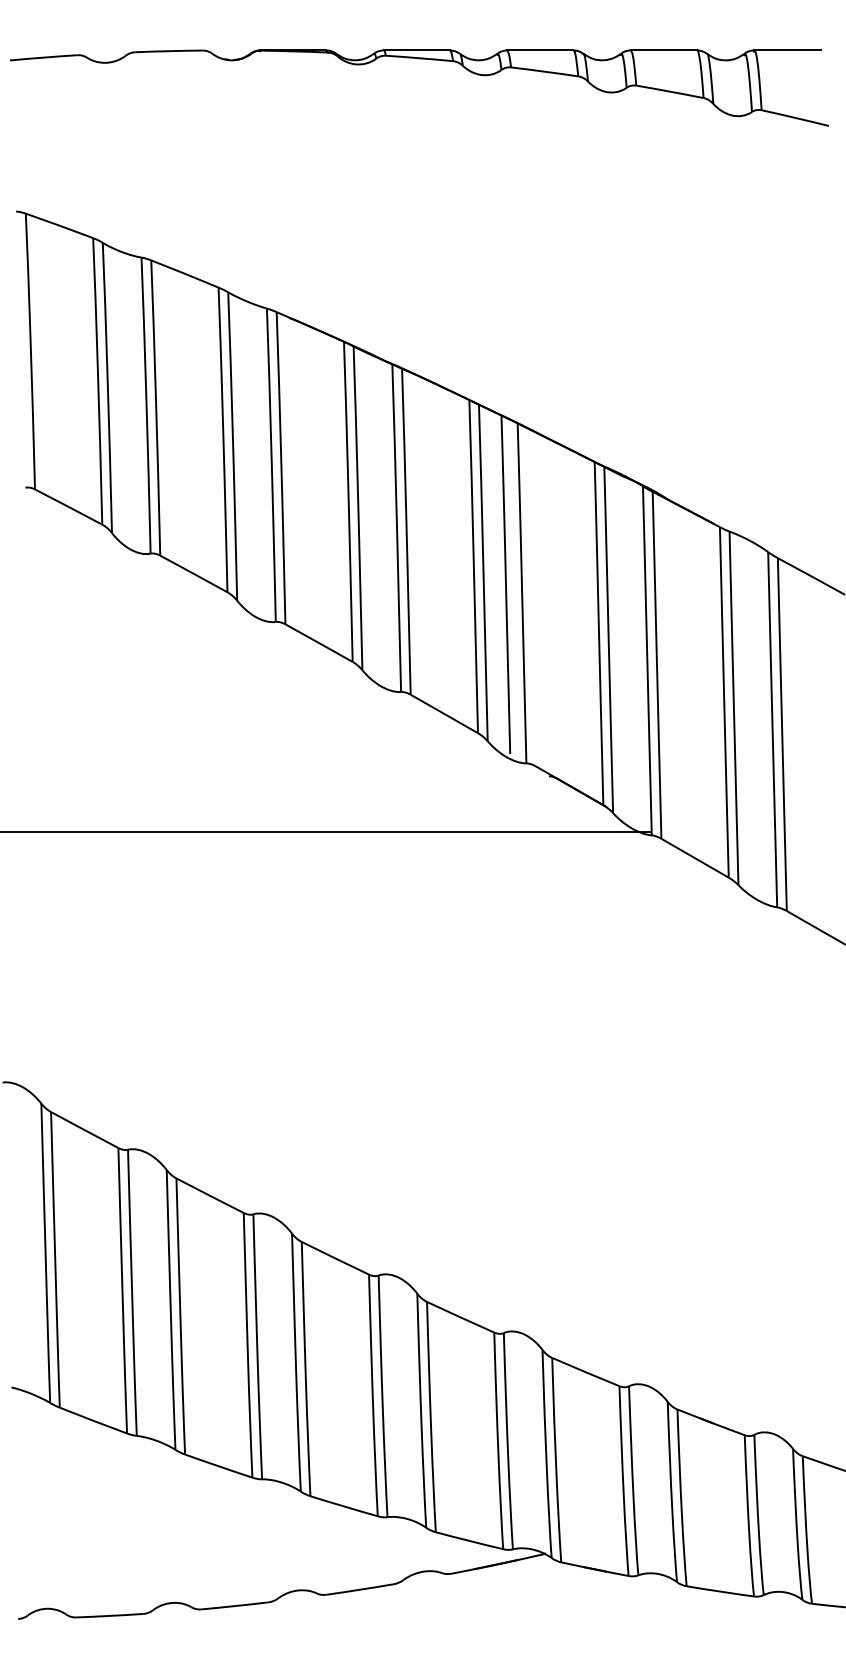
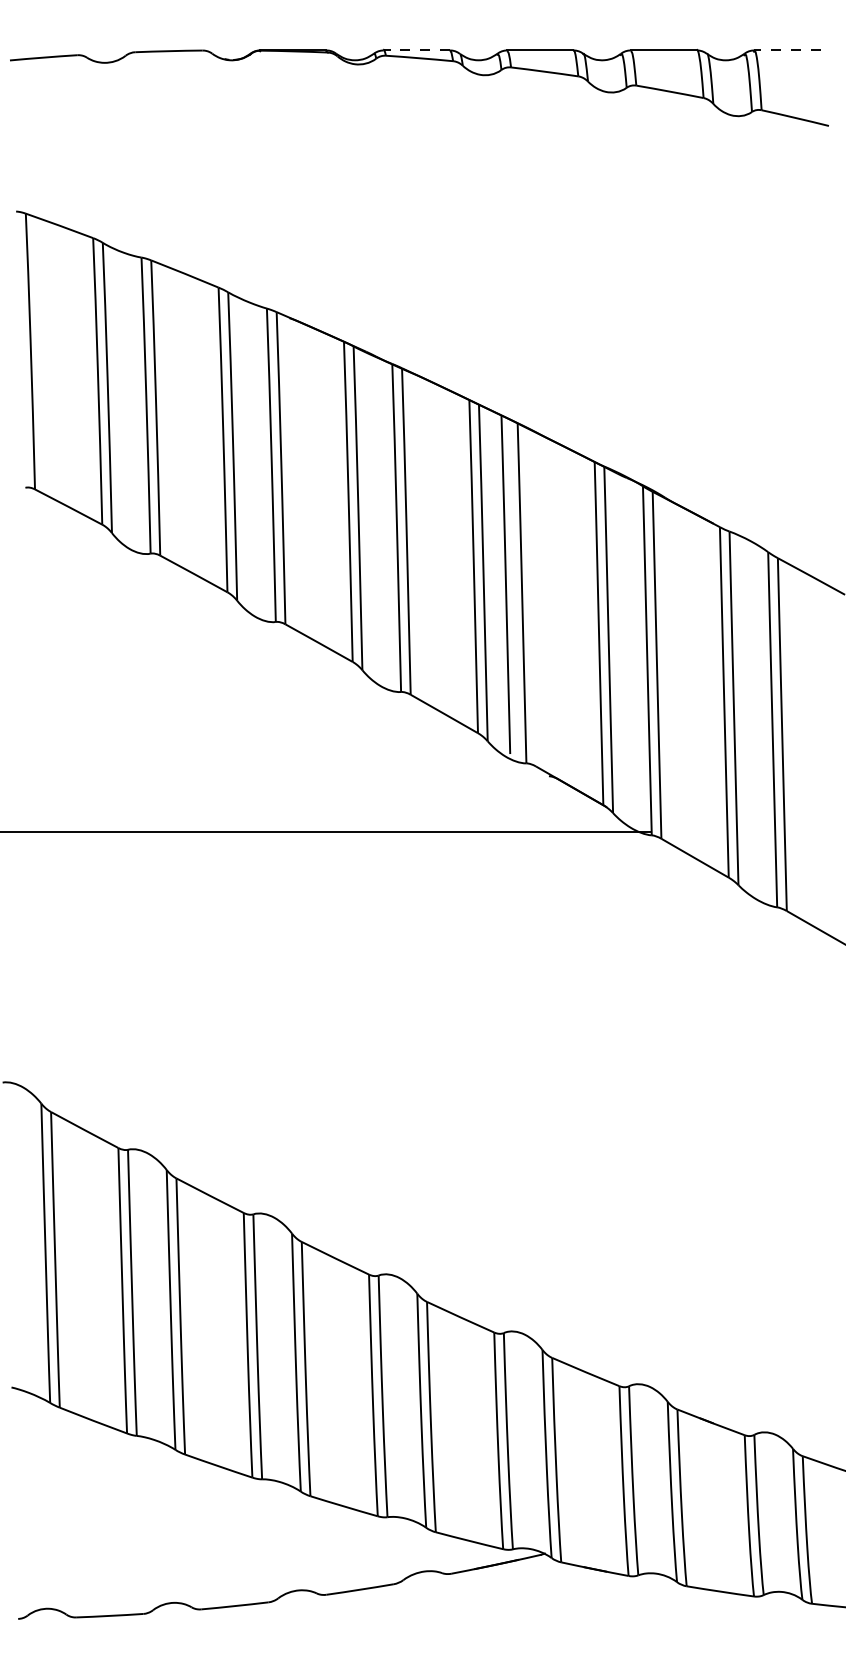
line: solid -> dashed (416, 50)
line: solid -> dashed (786, 50)
